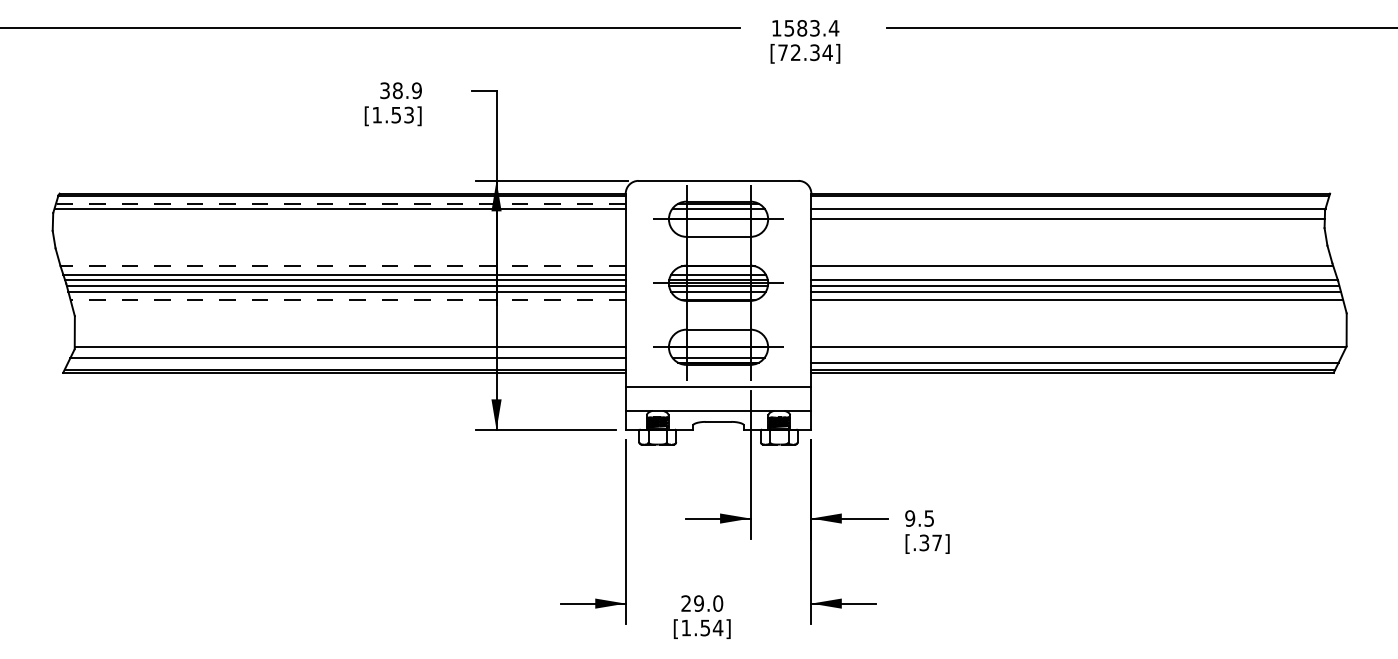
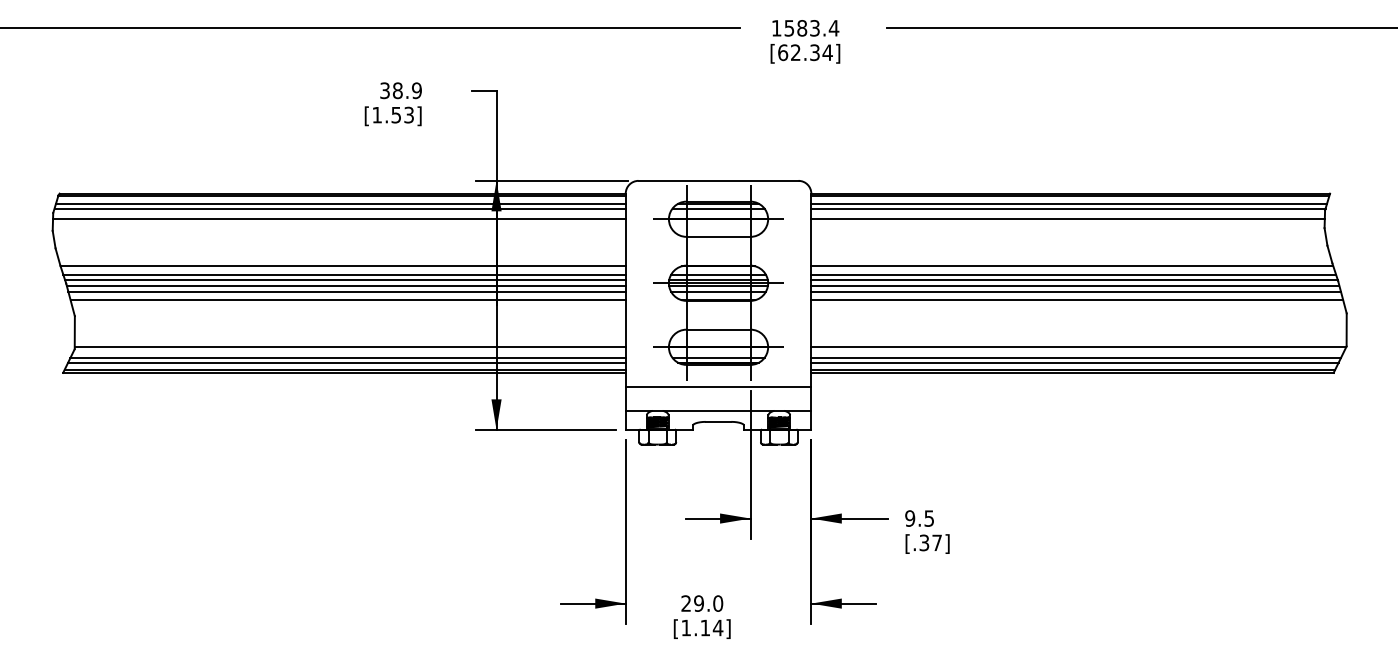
text: [72.34] -> [62.34] (783, 52)
line: dashed -> solid (340, 203)
line: none -> present (1069, 203)
line: none -> present (339, 219)
line: dashed -> solid (343, 266)
line: none -> present (1073, 274)
line: dashed -> solid (348, 300)
line: none -> present (1075, 357)
line: none -> present (346, 362)
text: [1.54] -> [1.14] (704, 627)
